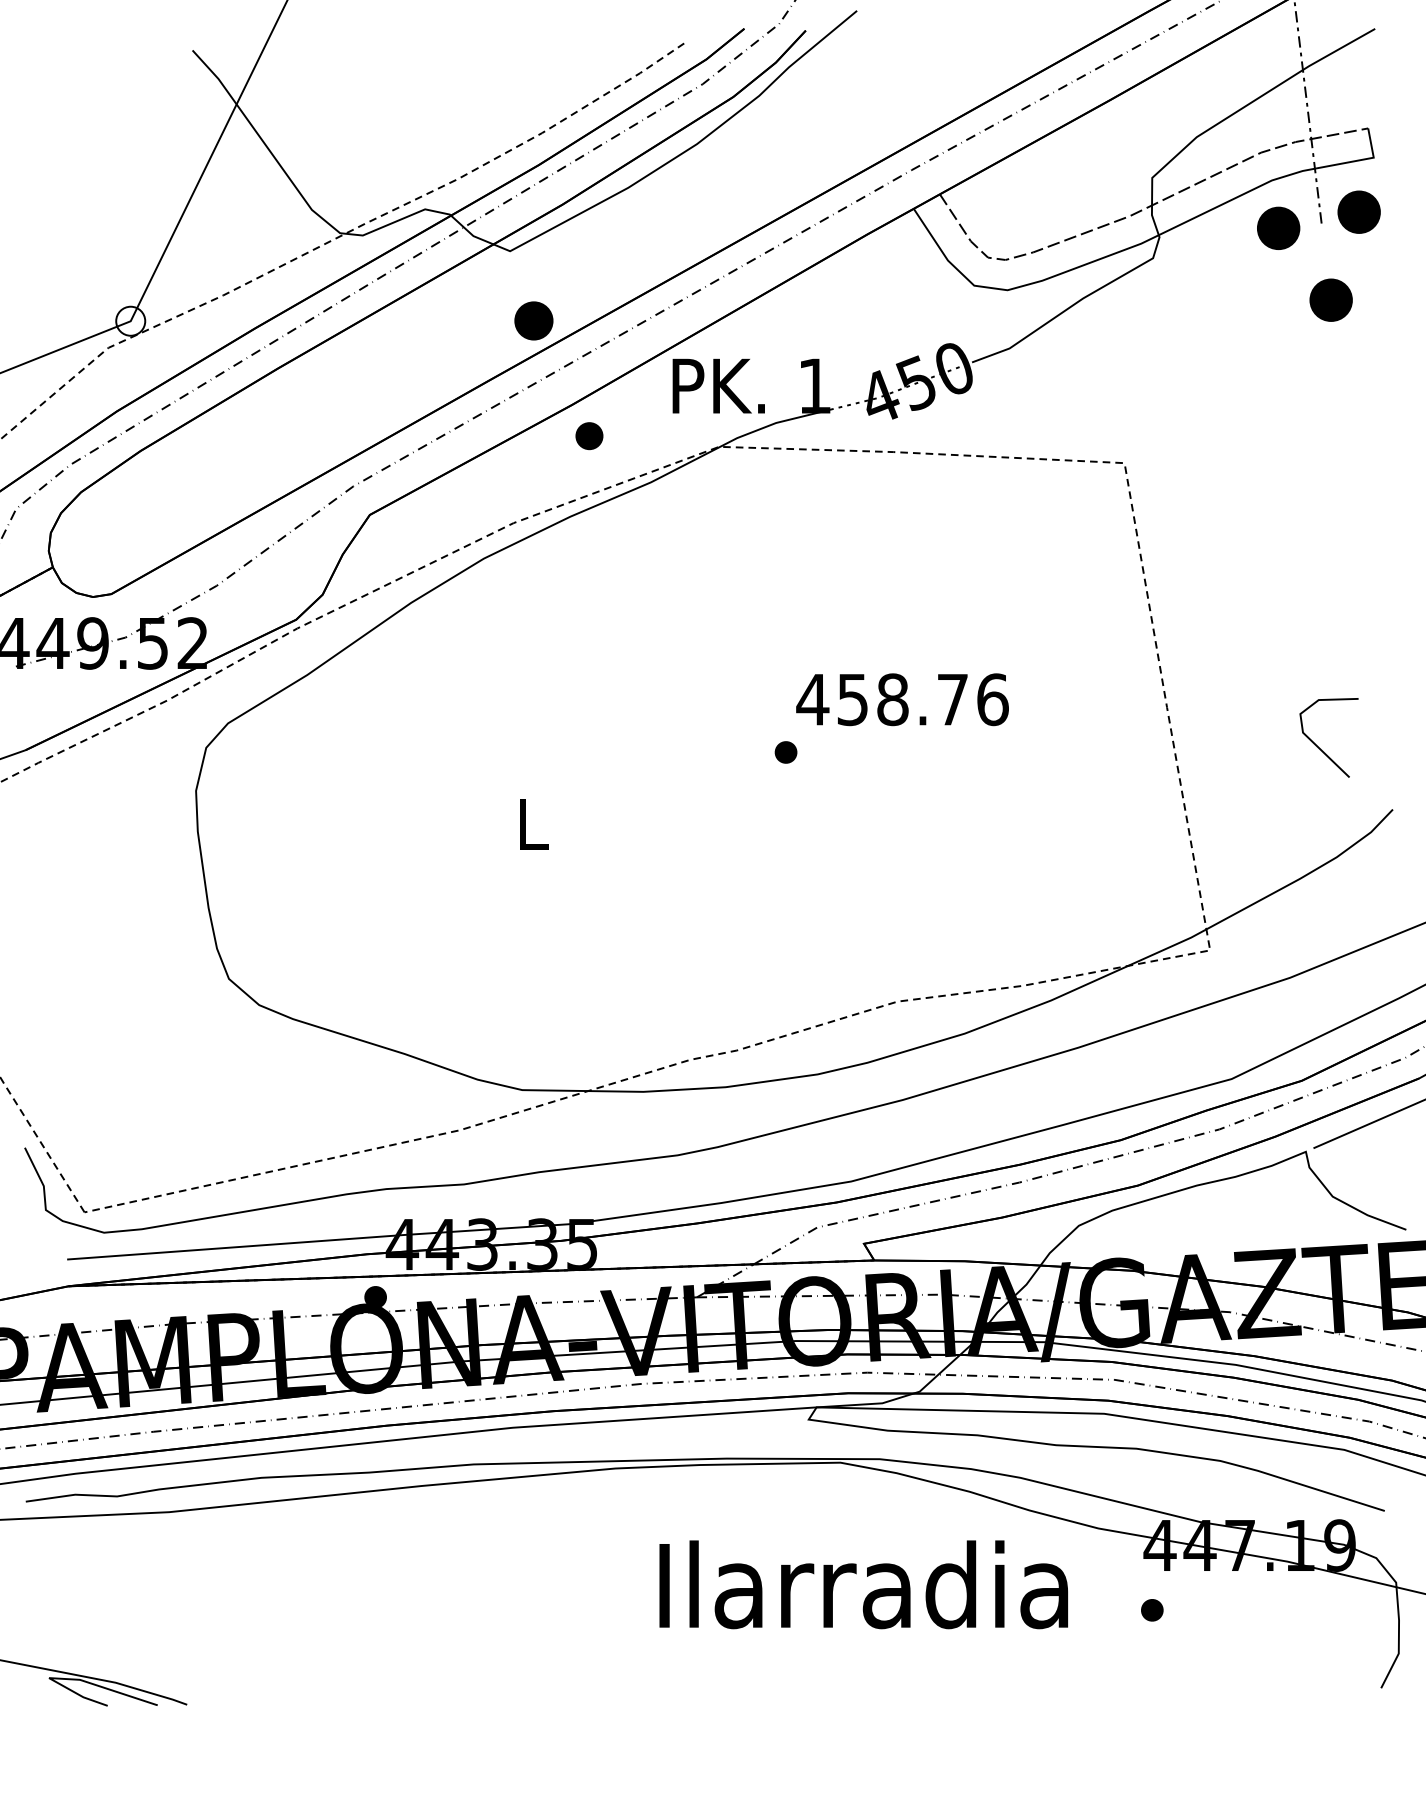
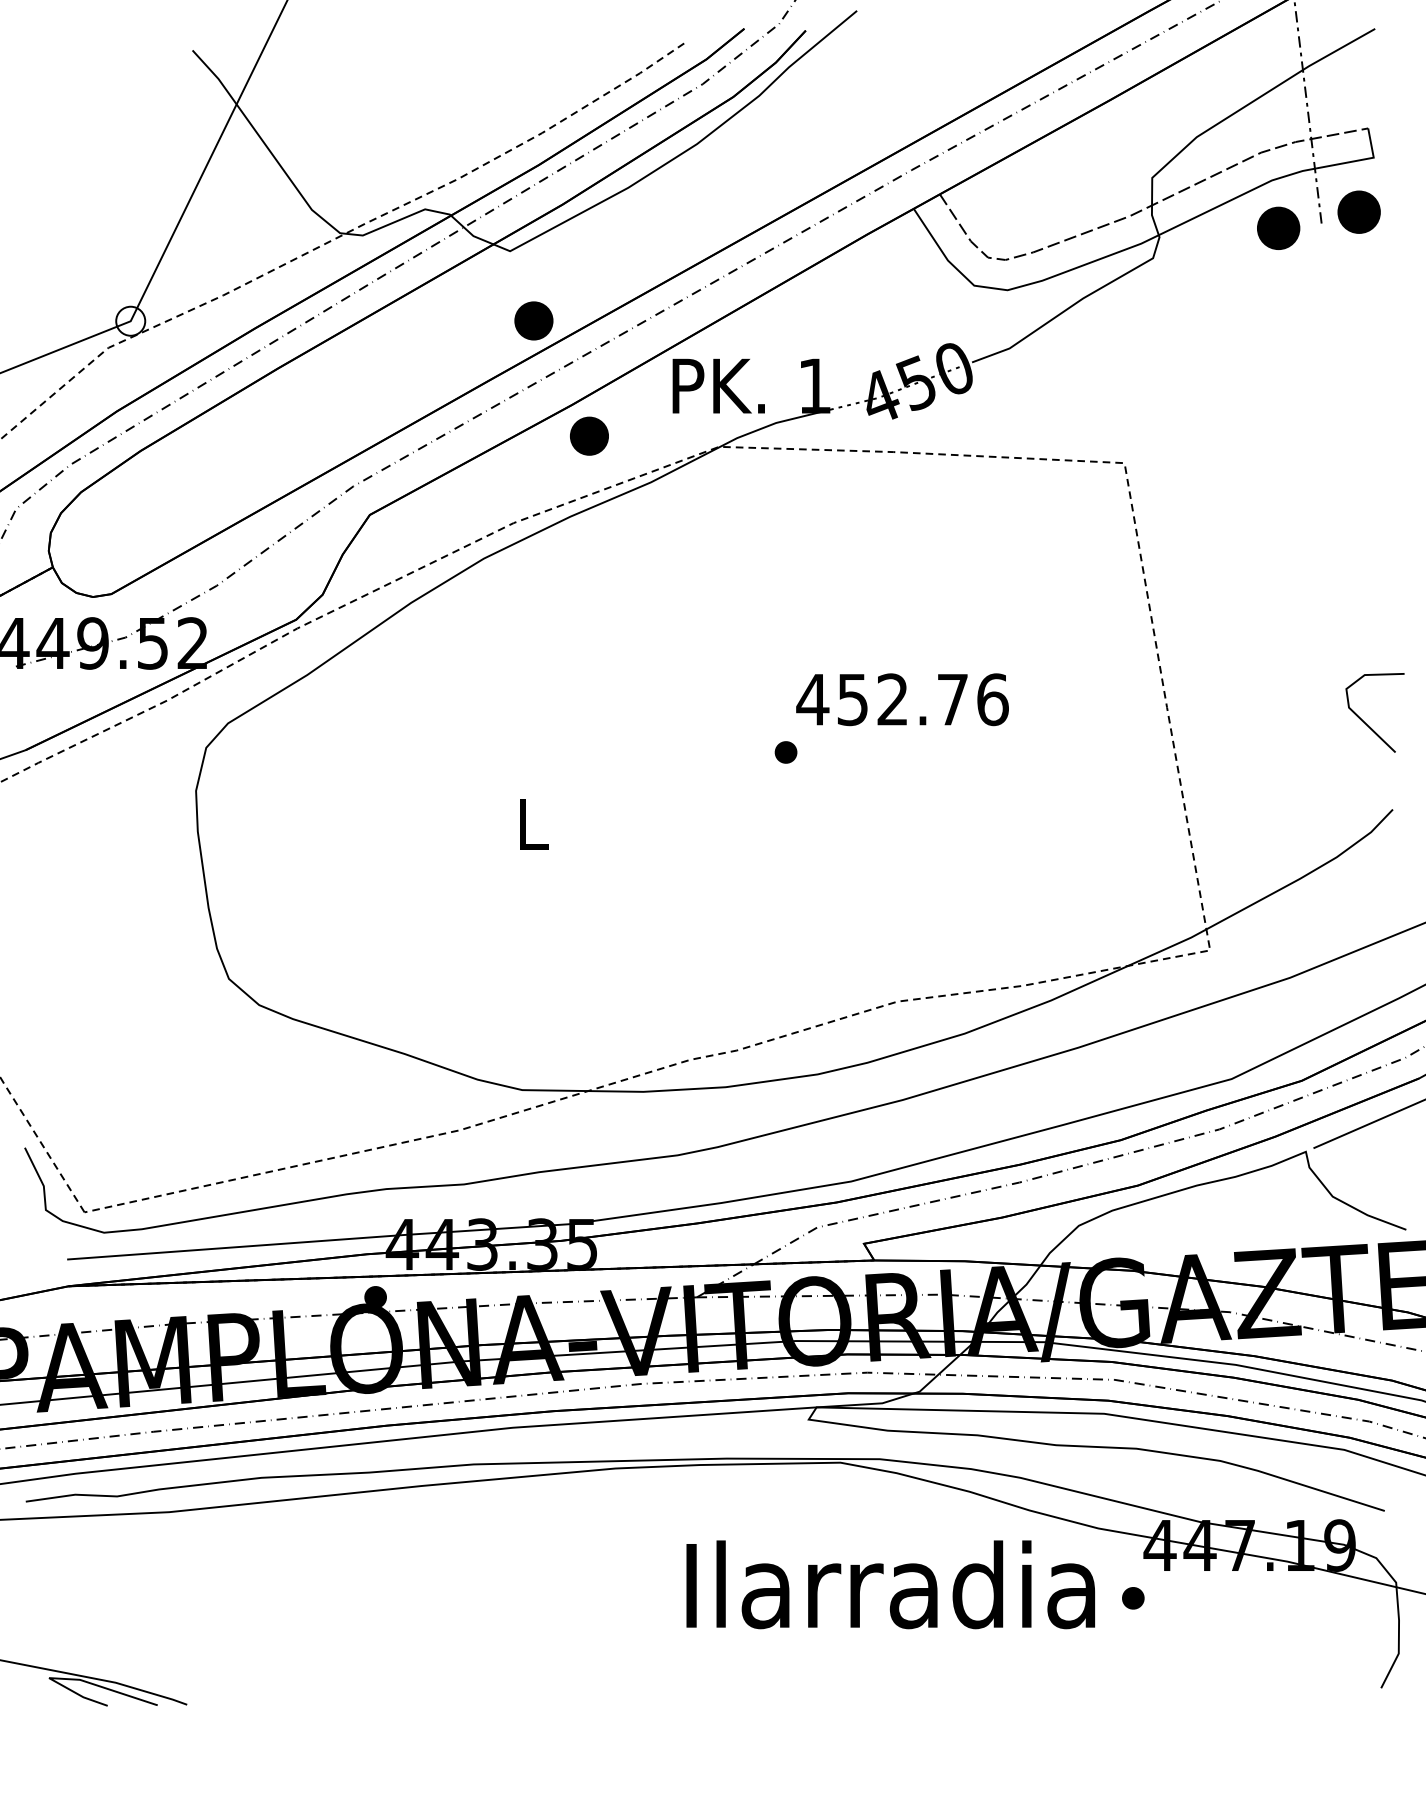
part: present -> none (1330, 299)
part size: 29x29 px -> 39x40 px (589, 435)
text: 458.76 -> 452.76 (892, 699)
line position: (1318, 746) -> (1364, 721) (1364, 721)
text position: (863, 1584) -> (890, 1584) (890, 1584)
part position: (1152, 1610) -> (1133, 1598) (1133, 1598)
